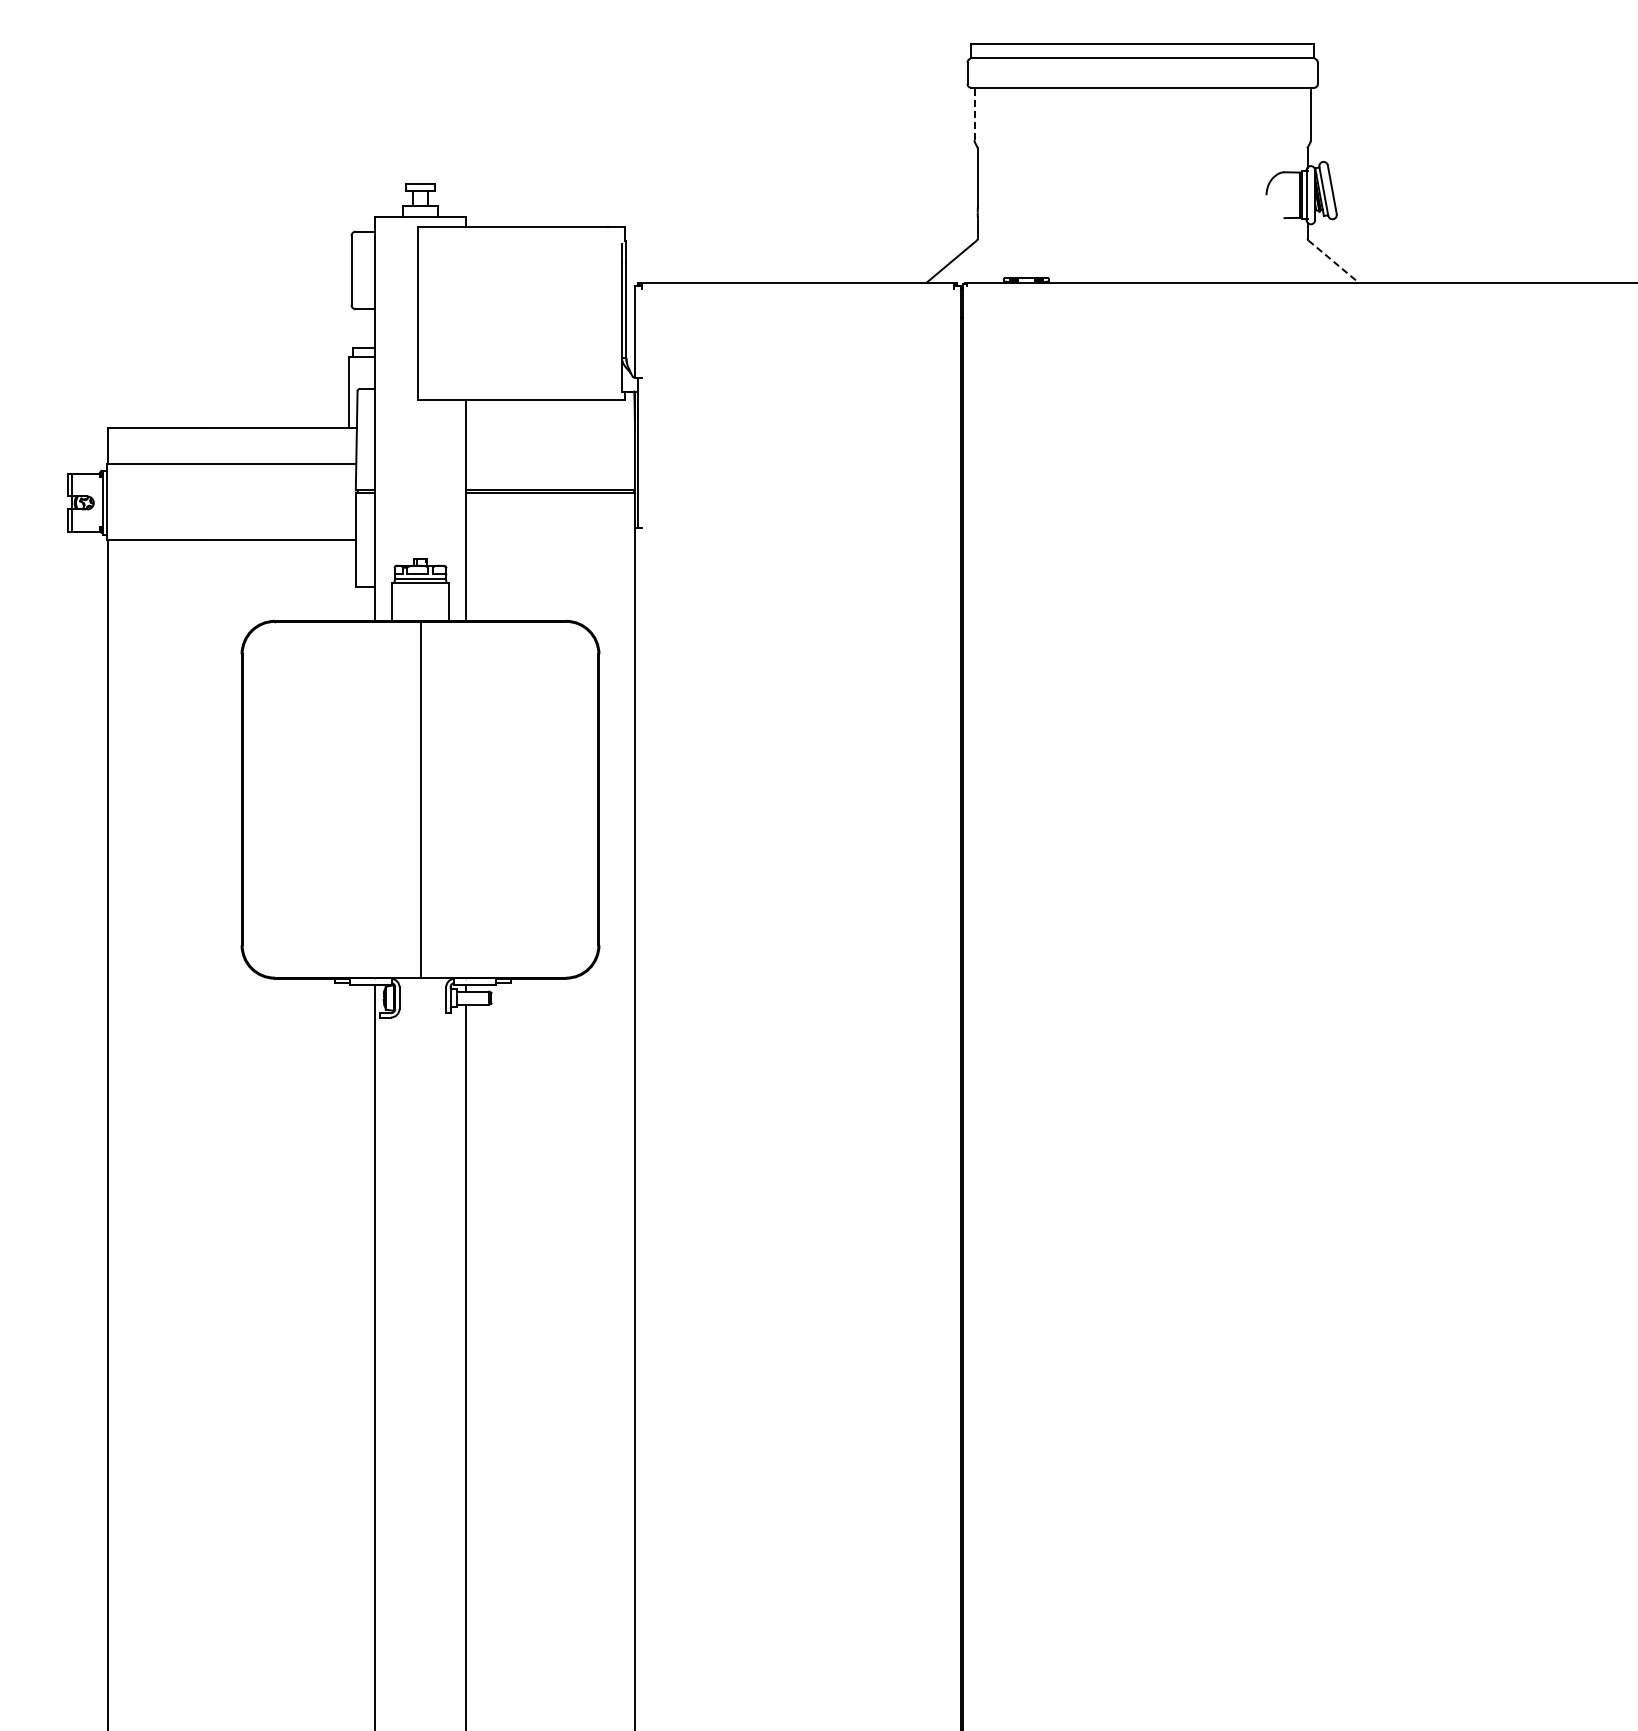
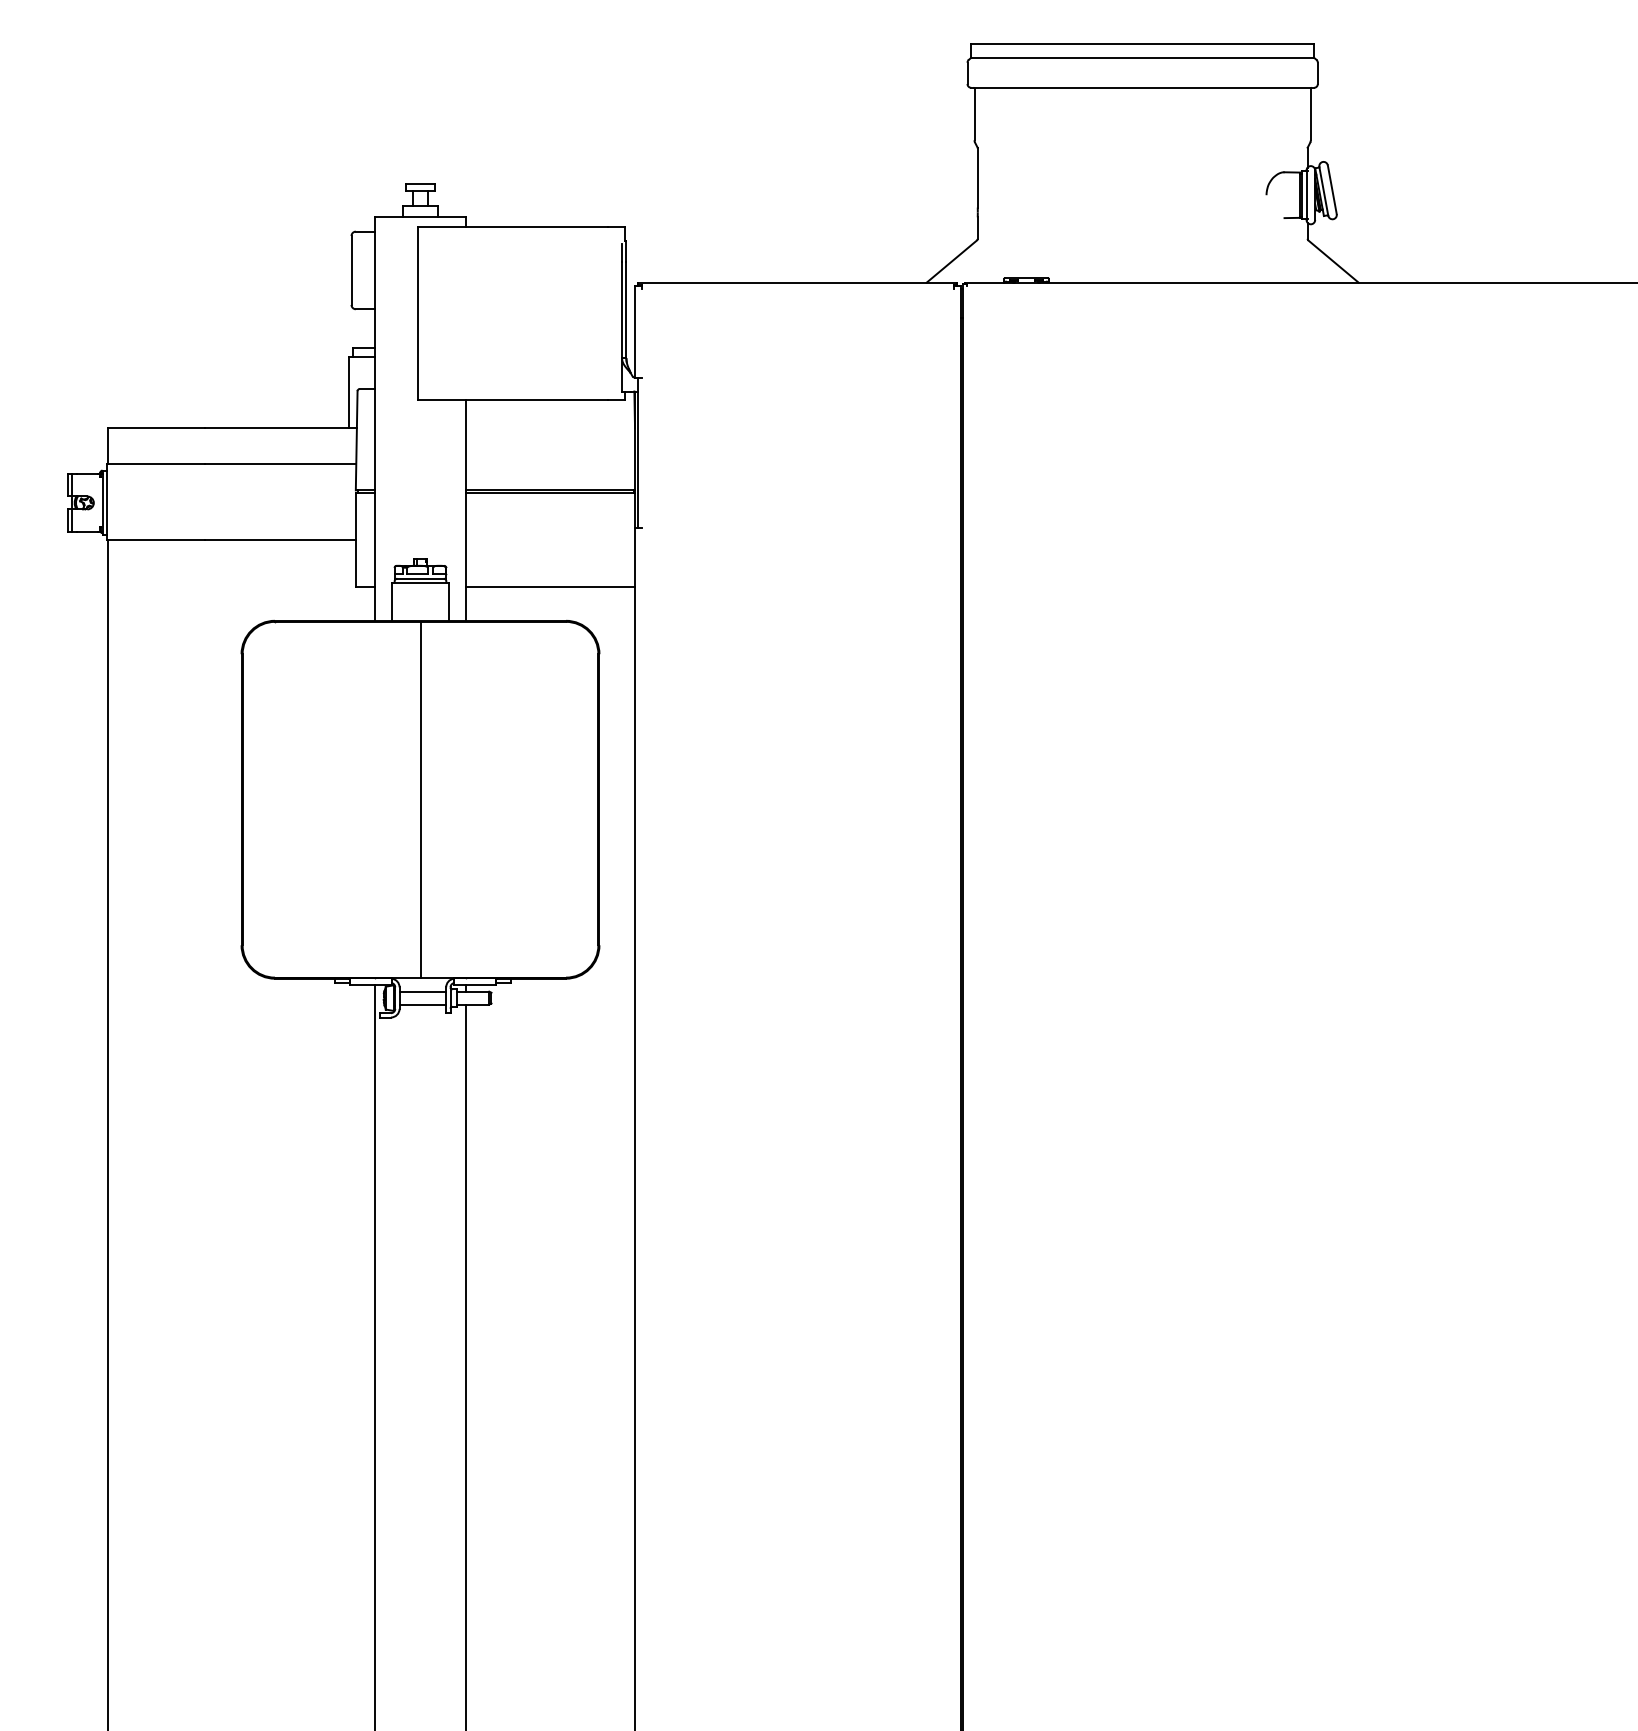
line: dashed -> solid (974, 114)
line: dashed -> solid (1333, 261)
line: none -> present (550, 587)
line: none -> present (422, 991)
line: none -> present (422, 1004)
